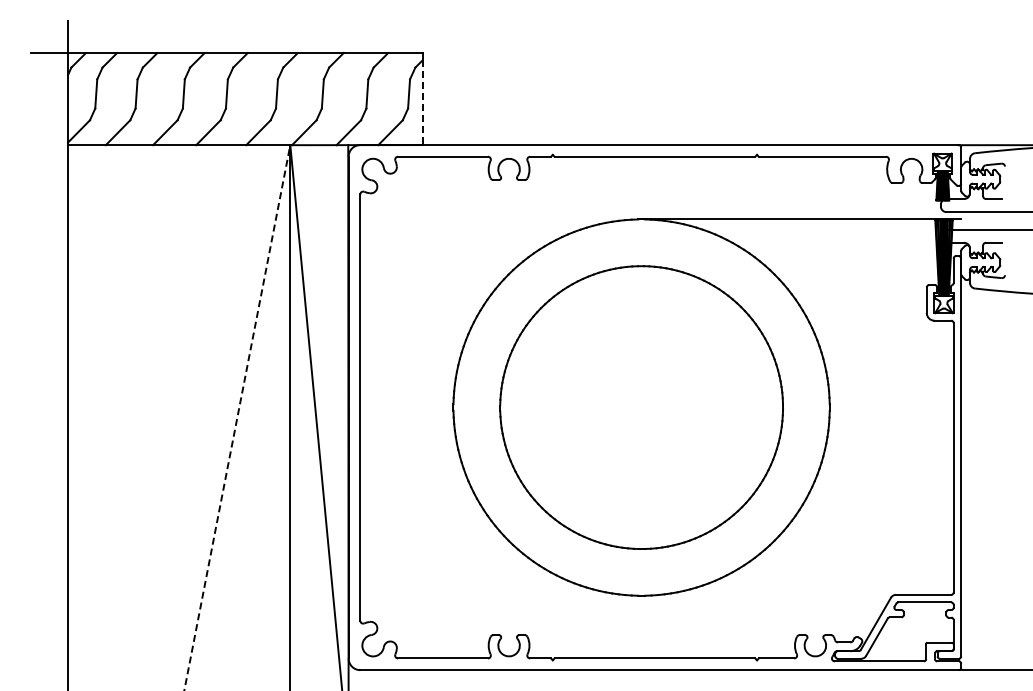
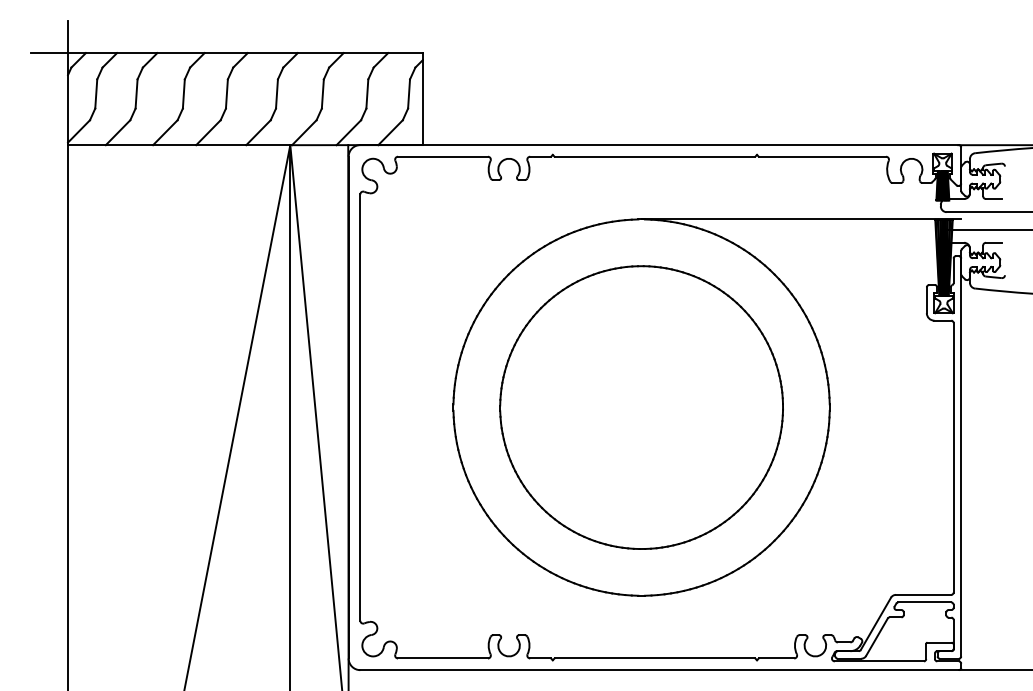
line: dashed -> solid (422, 103)
line: dashed -> solid (237, 418)
